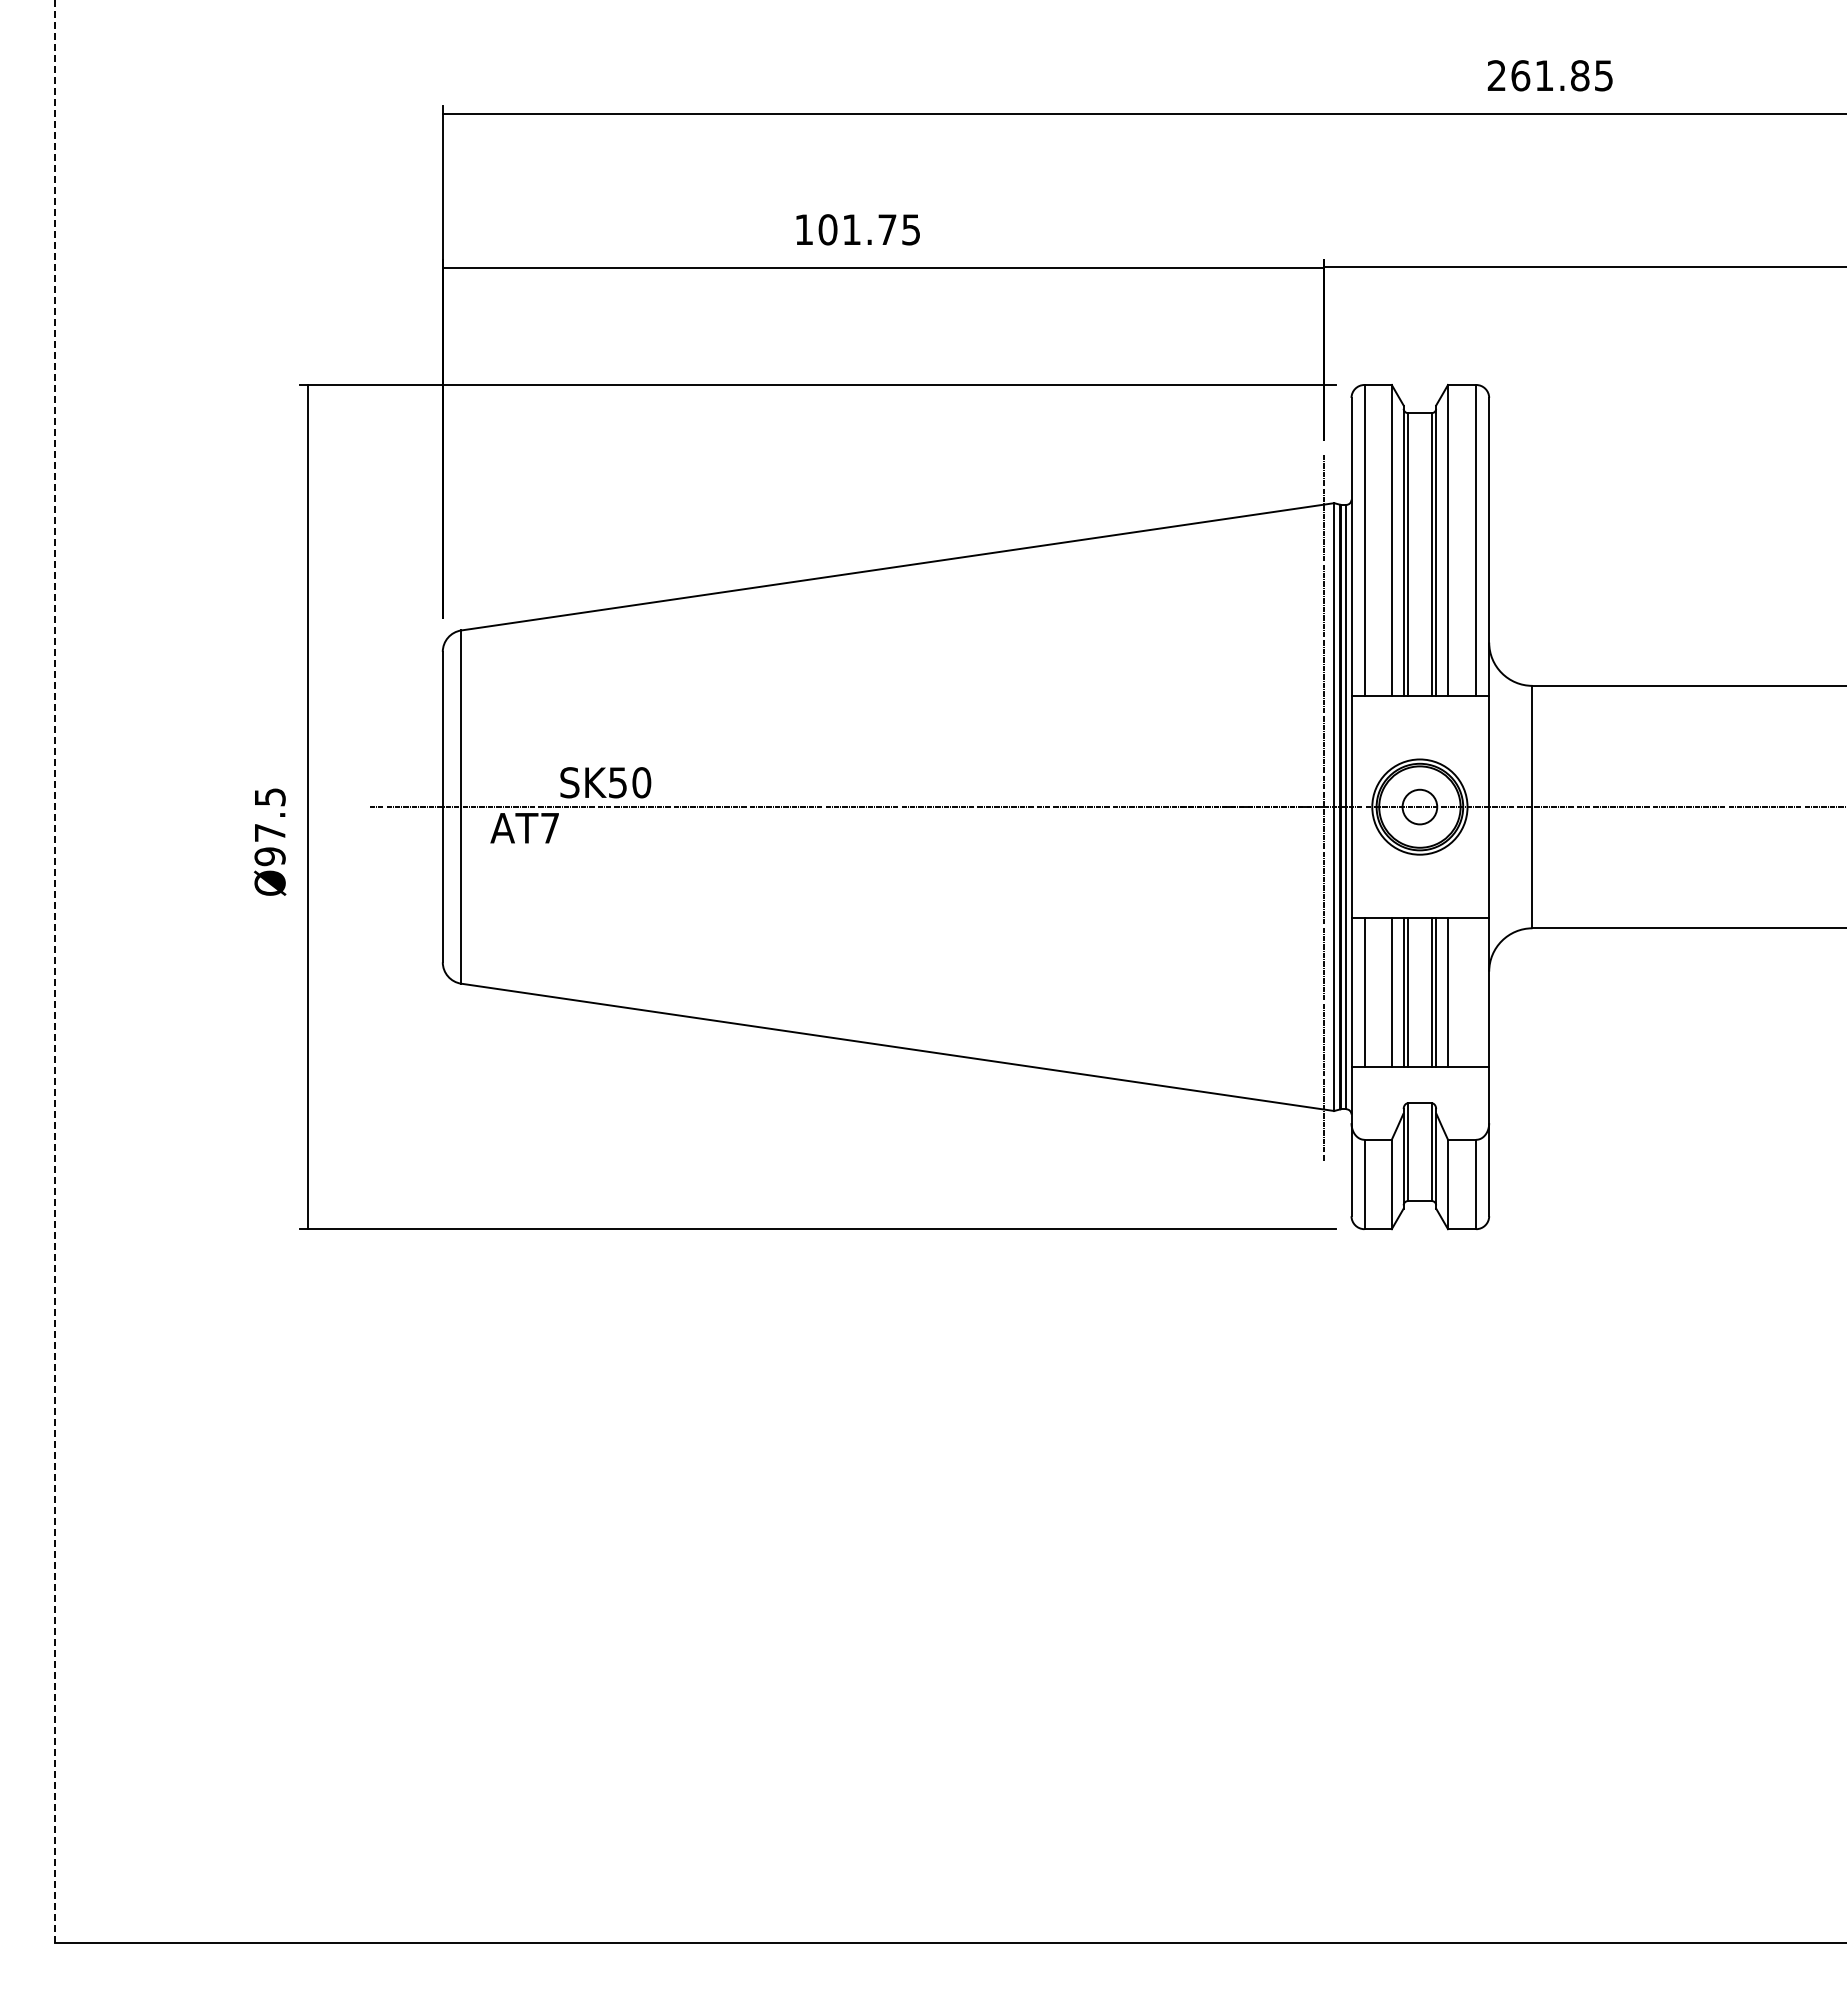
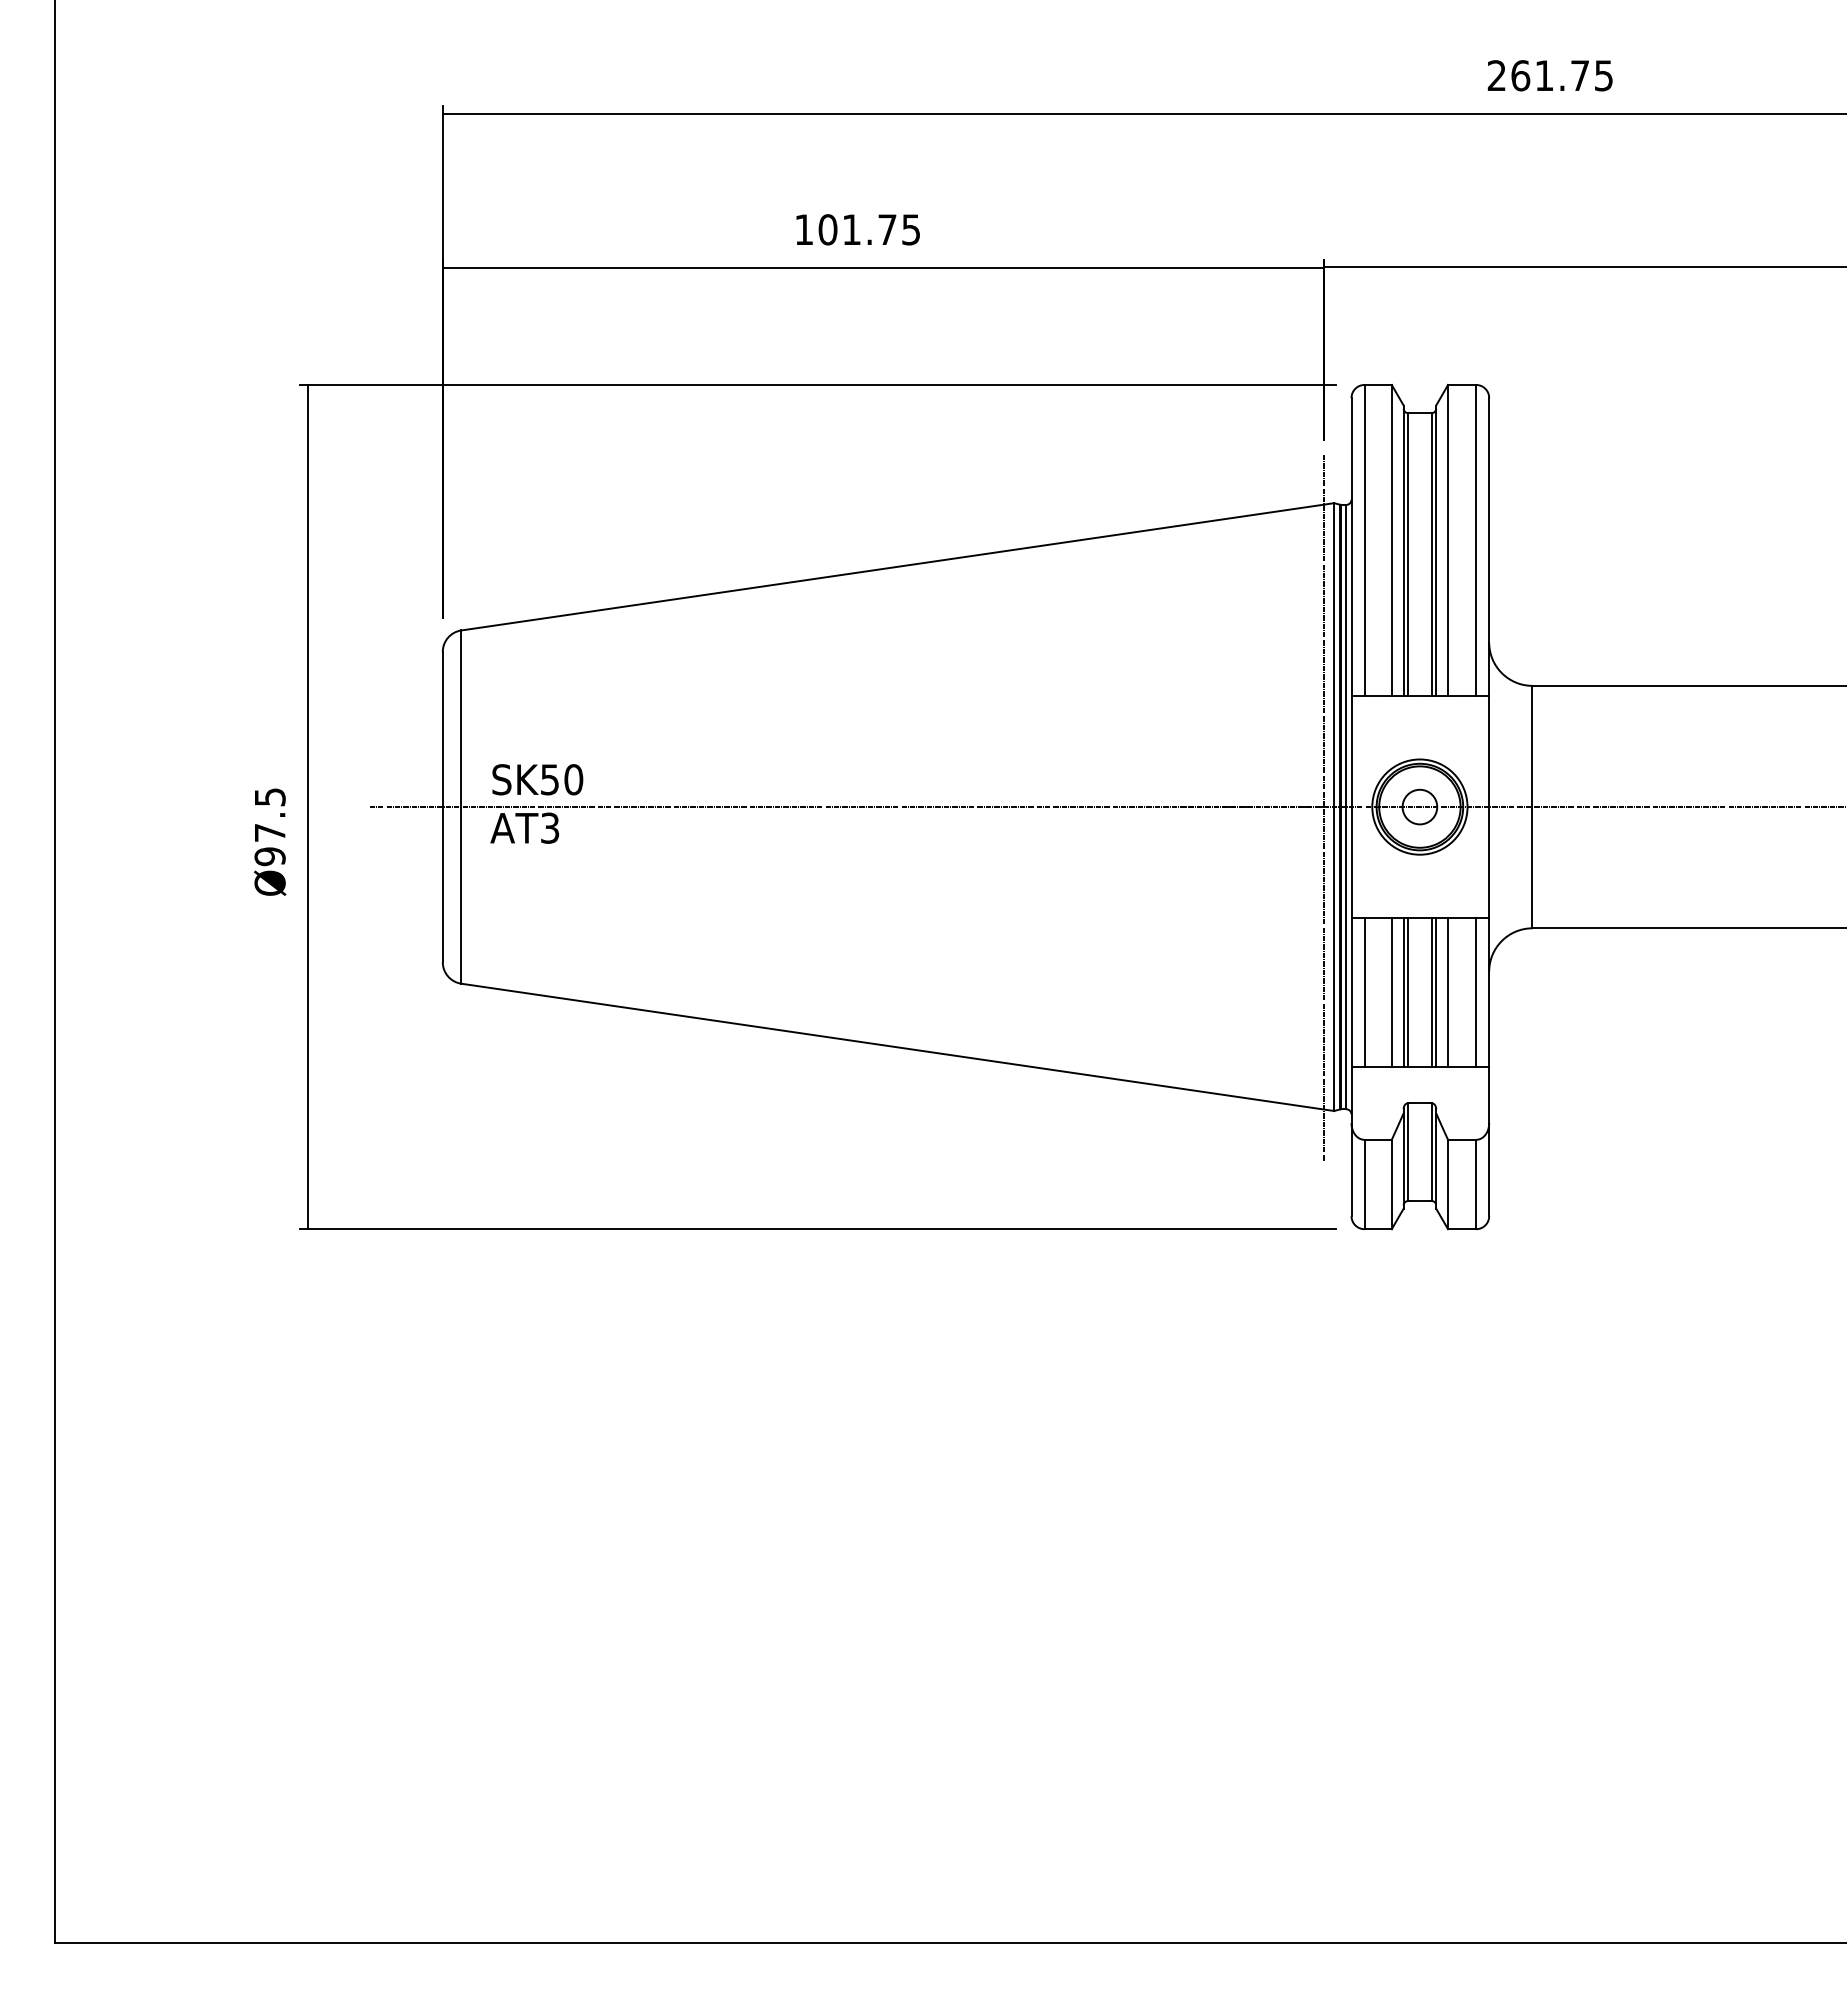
text: 261.85 -> 261.75 (1580, 75)
text position: (605, 782) -> (537, 779) (537, 779)
text: AT7 -> AT3 (550, 827)
line: dashed -> solid (55, 971)
line: none -> present (1476, 992)
